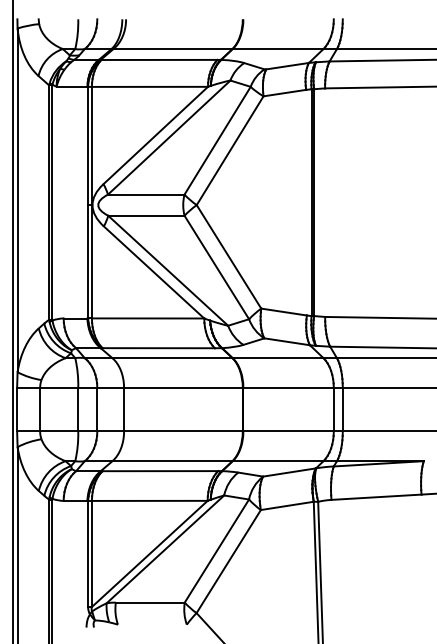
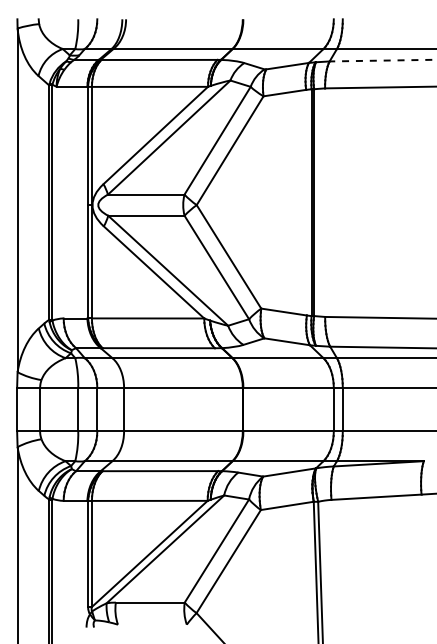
line: solid -> dashed (382, 60)
line: present -> none (13, 321)
